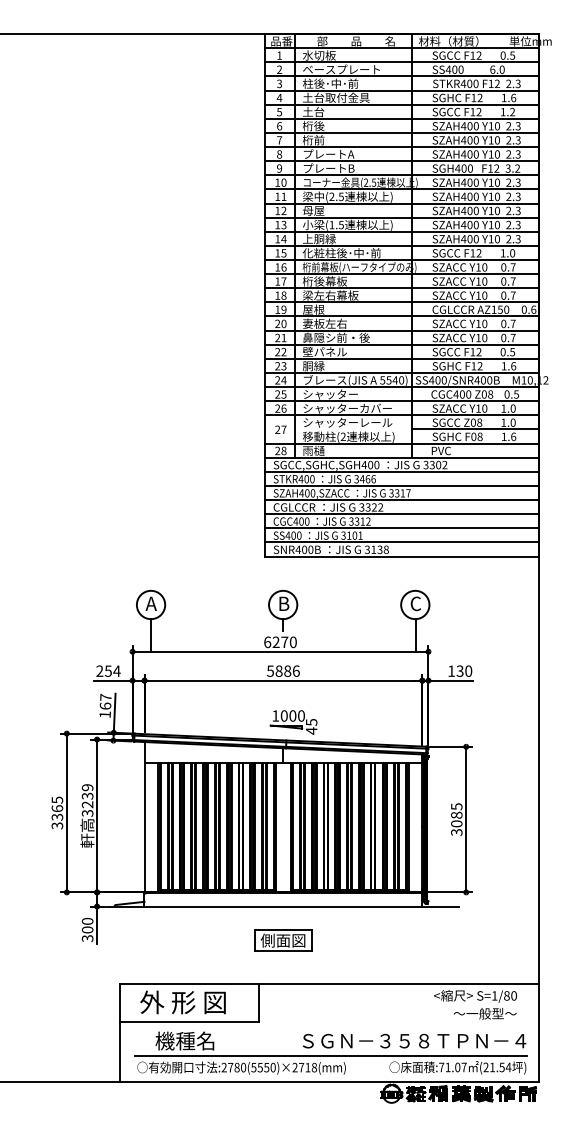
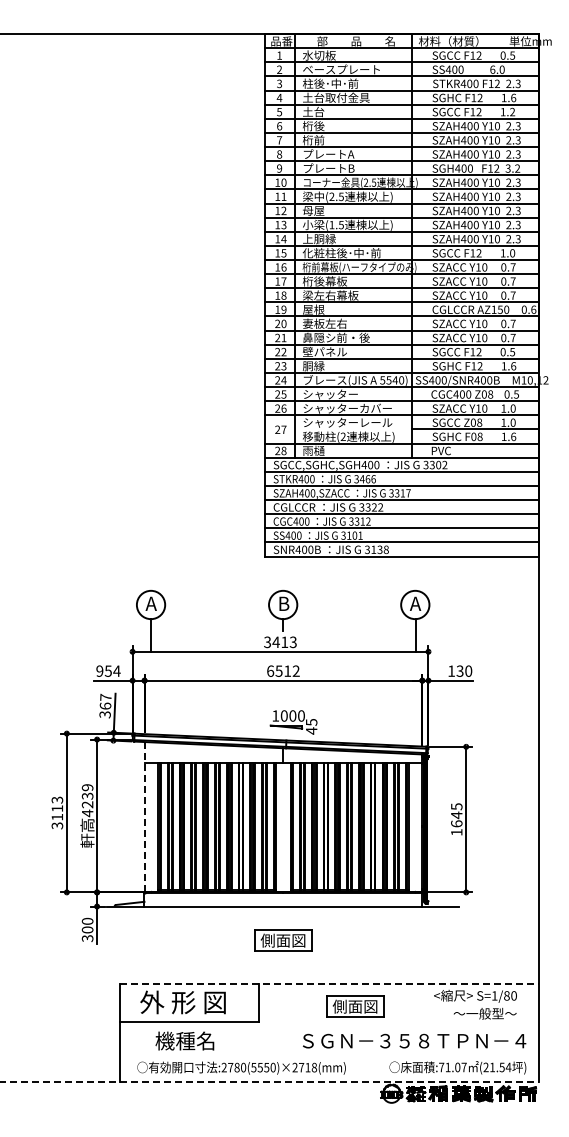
text: C -> A (415, 603)
text: 6270 -> 3413 (280, 642)
text: 5886 -> 6512 (283, 670)
text: 254 -> 954 (99, 671)
text: 167 -> 367 (104, 714)
text: 3365 -> 3113 (57, 808)
text: 3239 -> 4239 (87, 813)
line: solid -> dashed (144, 817)
text: 3085 -> 1645 (456, 823)
line: solid -> dashed (329, 984)
part: none -> present (355, 1006)
line: present -> none (330, 1056)
line: solid -> dashed (269, 1082)
